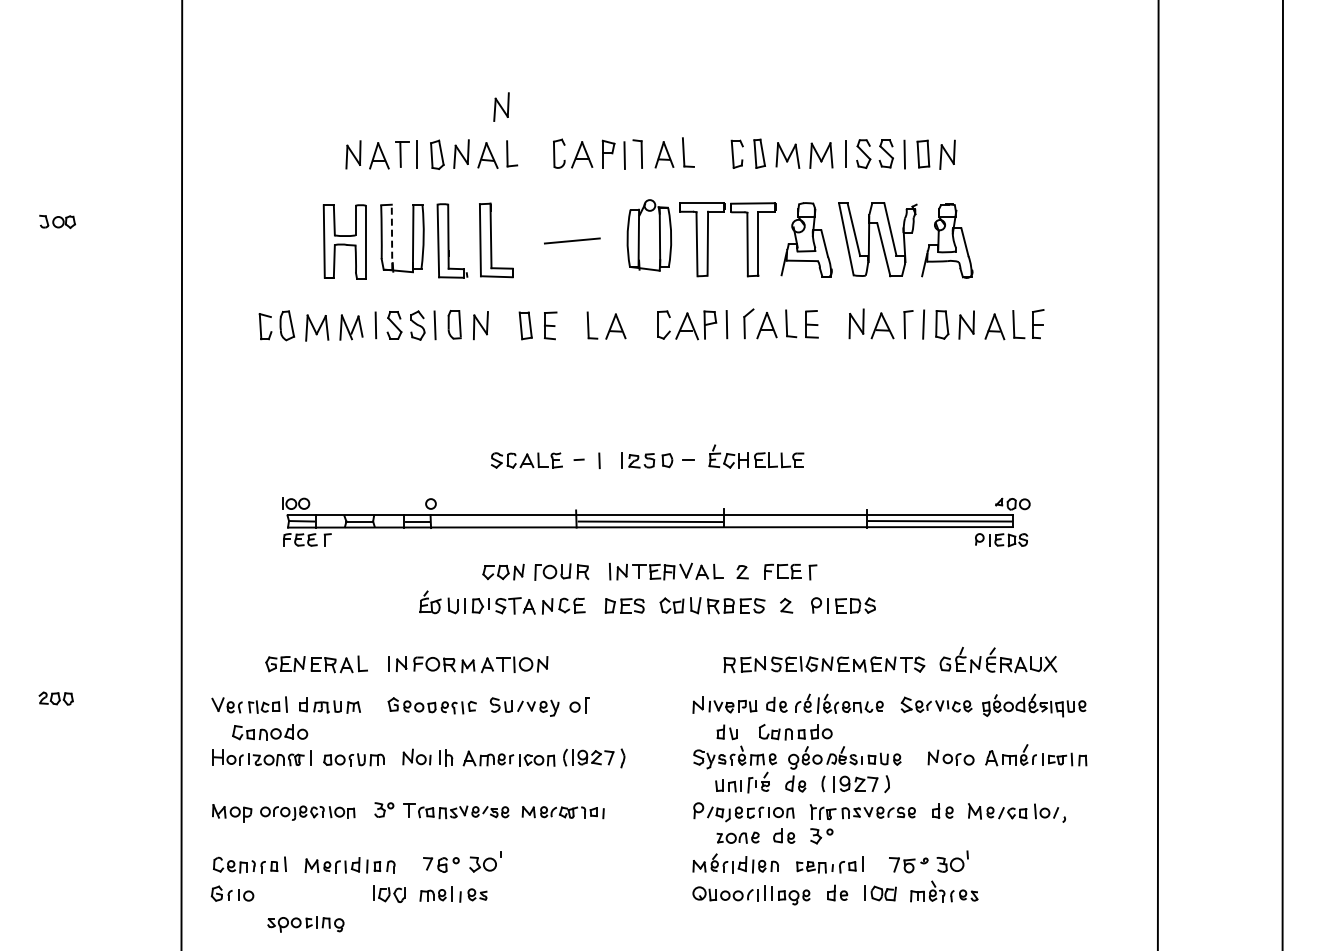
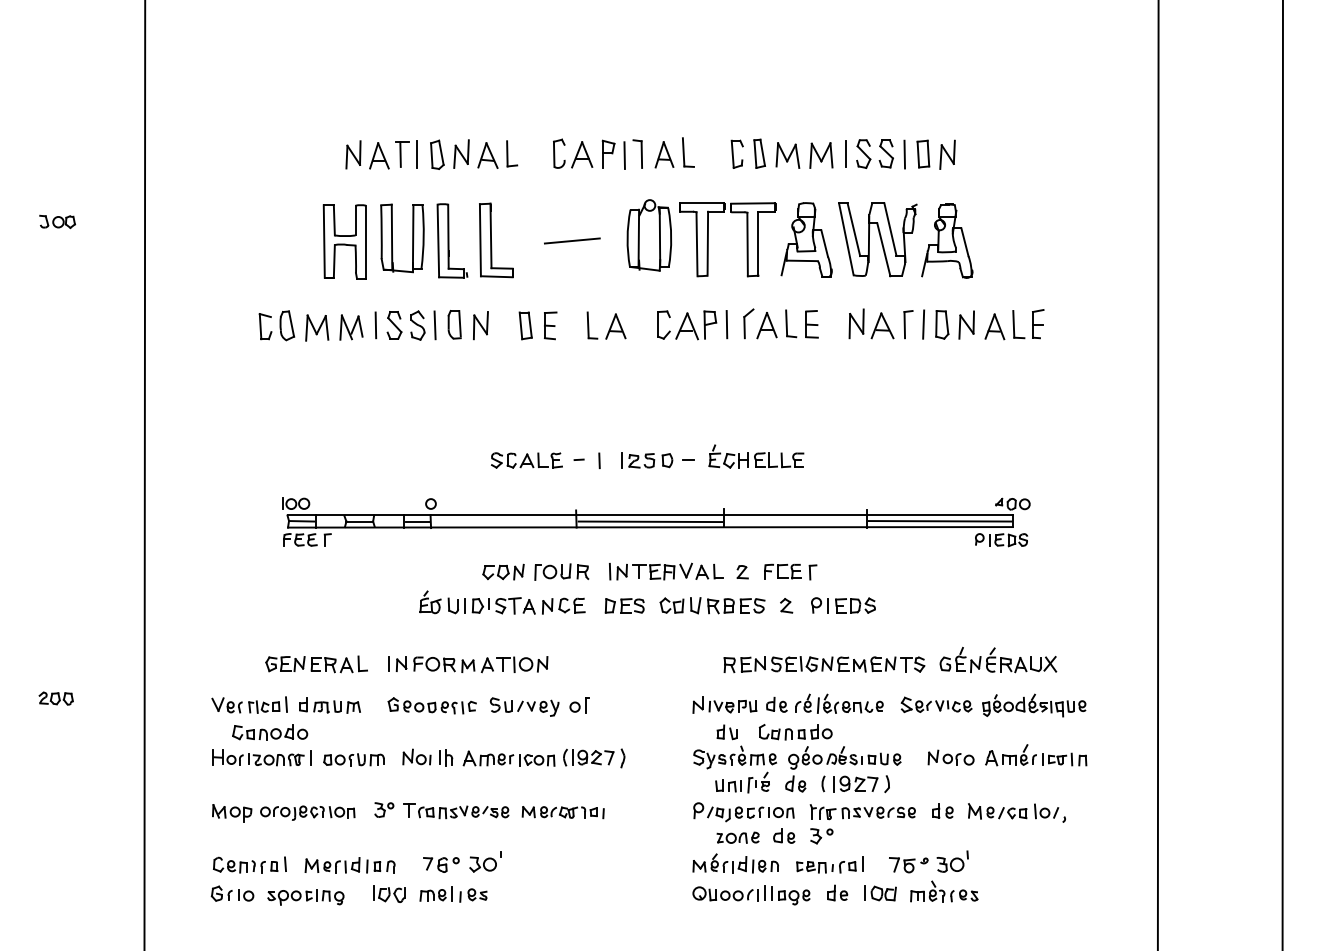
part: present -> none (501, 106)
line: dashed -> solid (392, 236)
line position: (181, 474) -> (144, 474) (144, 474)
part position: (305, 924) -> (305, 897) (305, 897)
